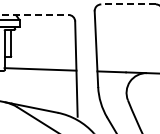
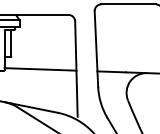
line: dashed -> solid (128, 4)
line: dashed -> solid (34, 14)
